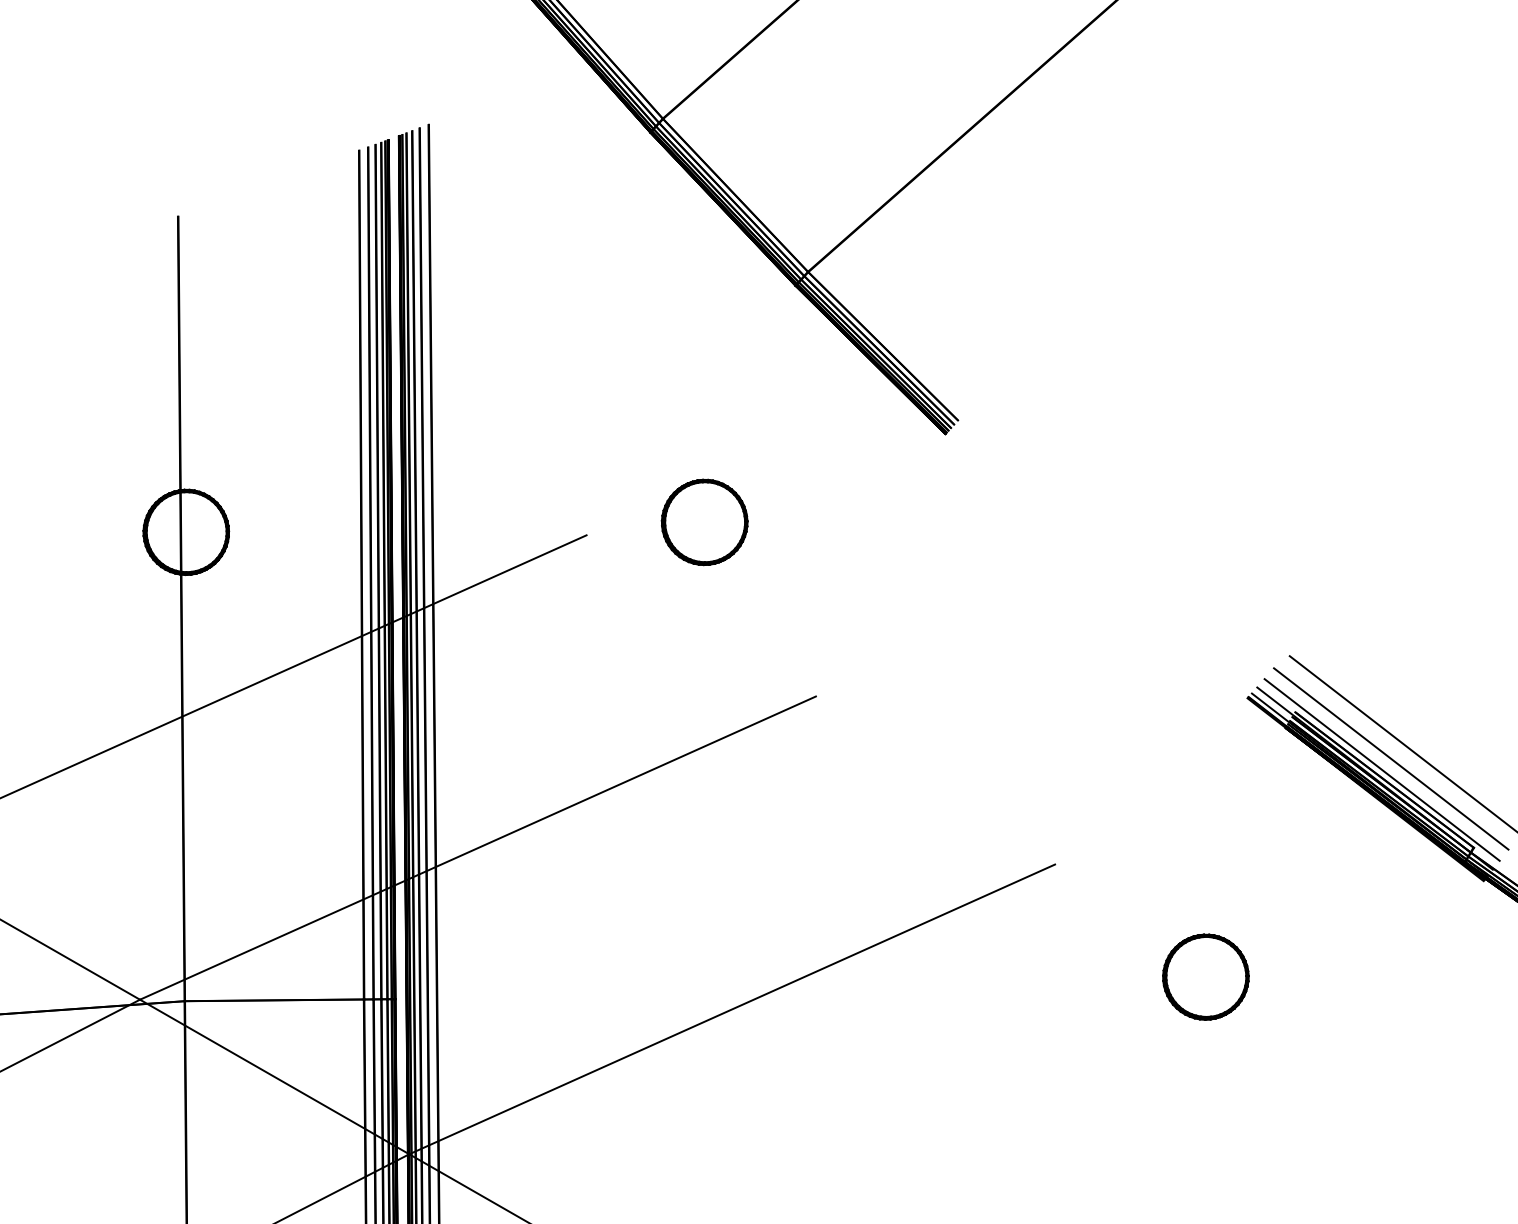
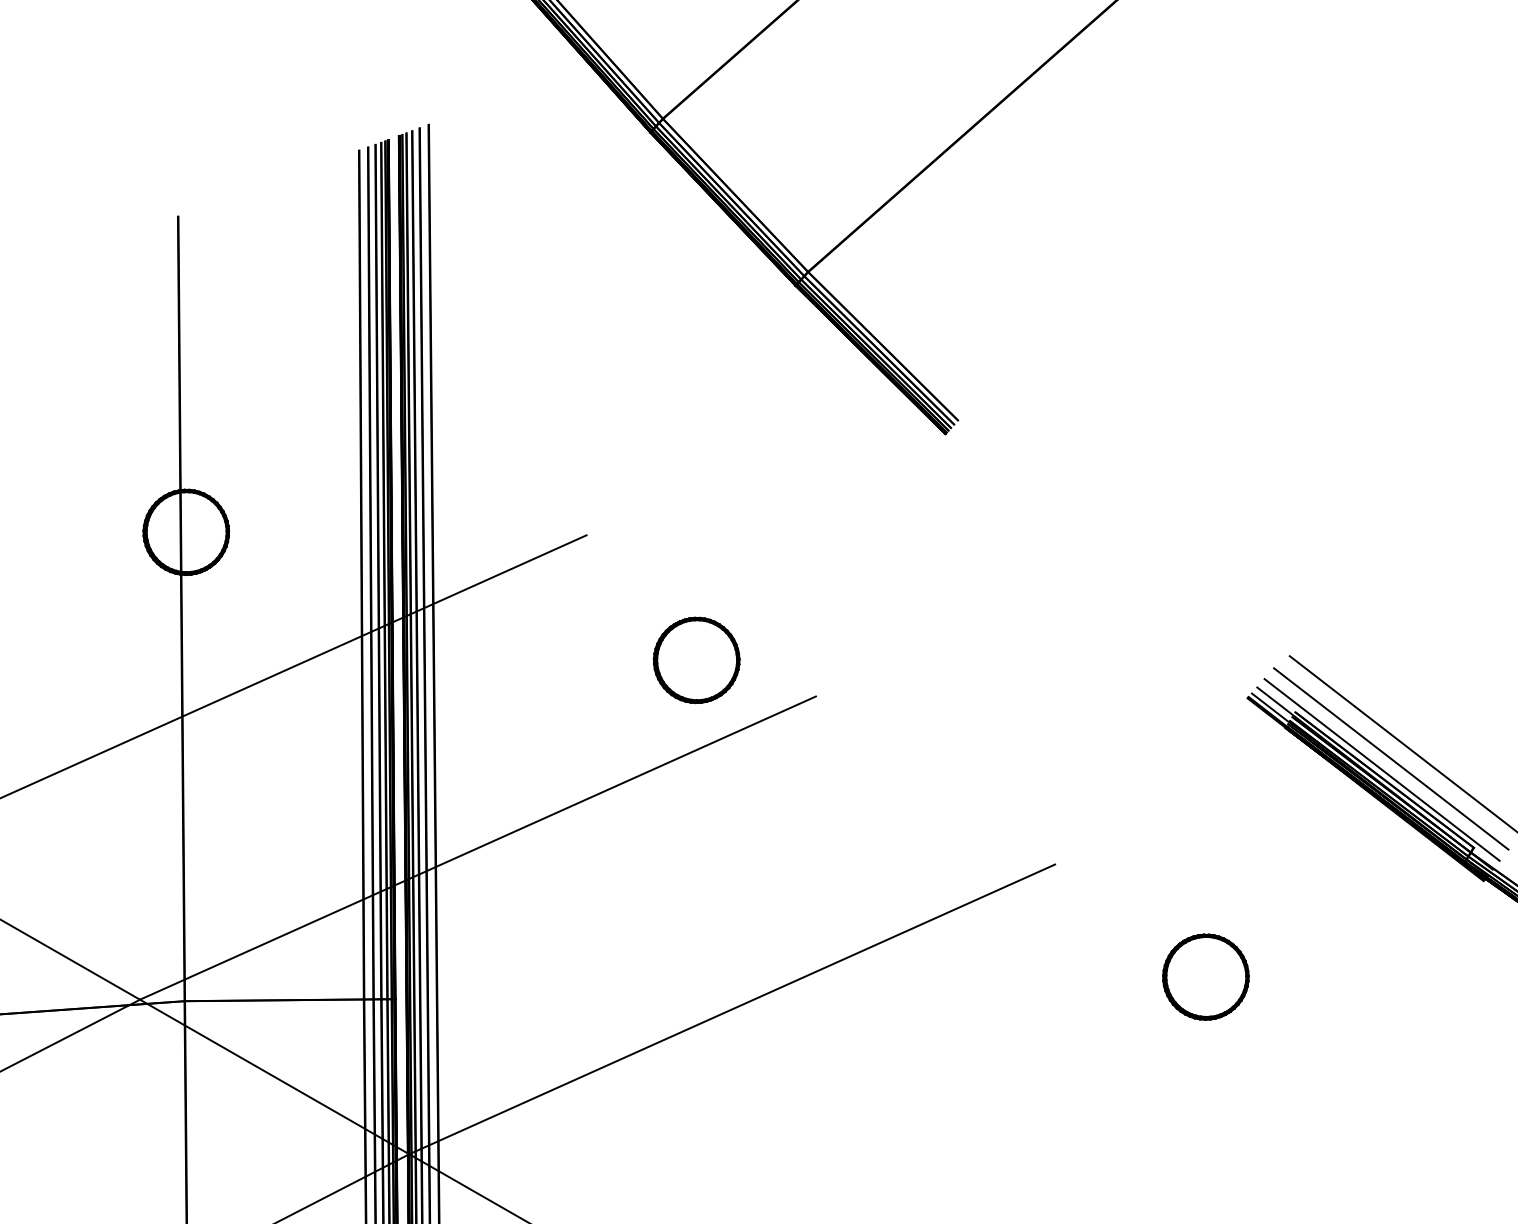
part position: (704, 522) -> (696, 660) (696, 660)
